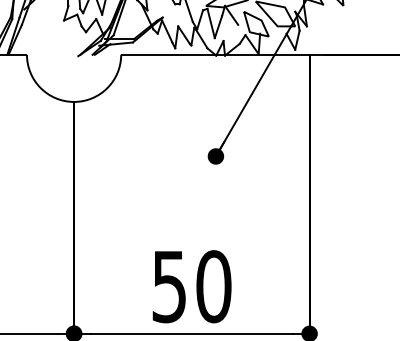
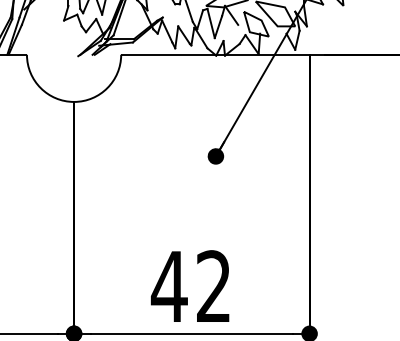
text: 50 -> 42 (190, 286)
